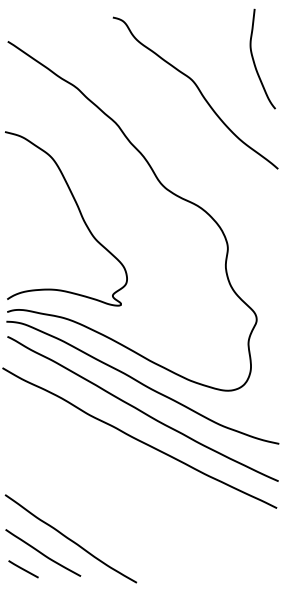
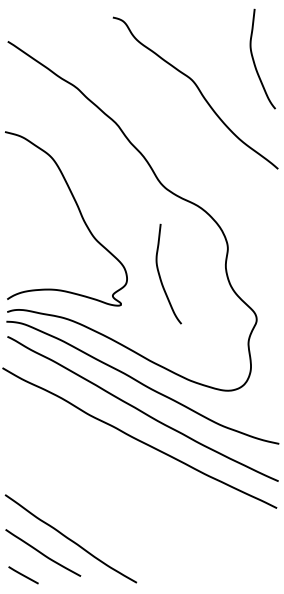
curve: none -> present (160, 274)
line position: (23, 569) -> (23, 575) (23, 575)
